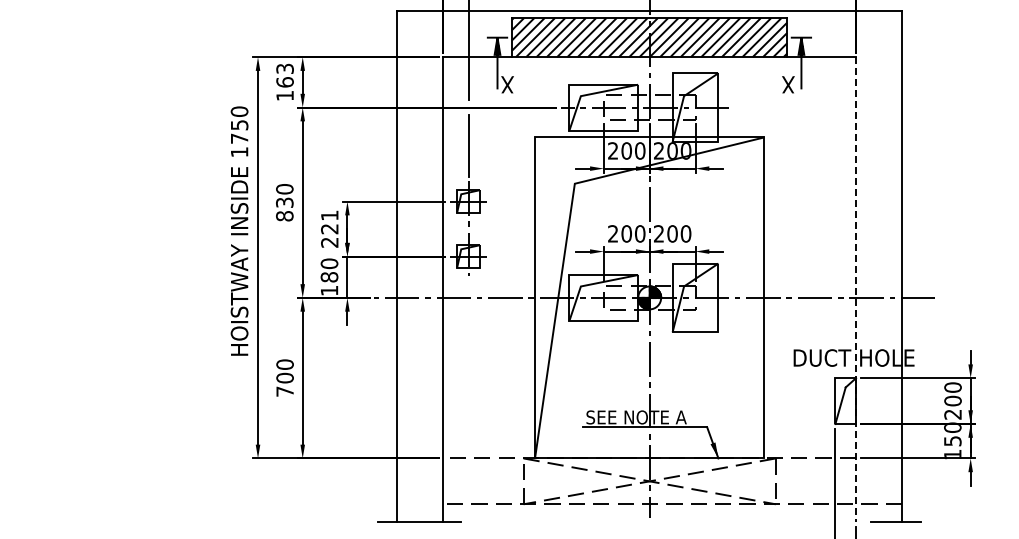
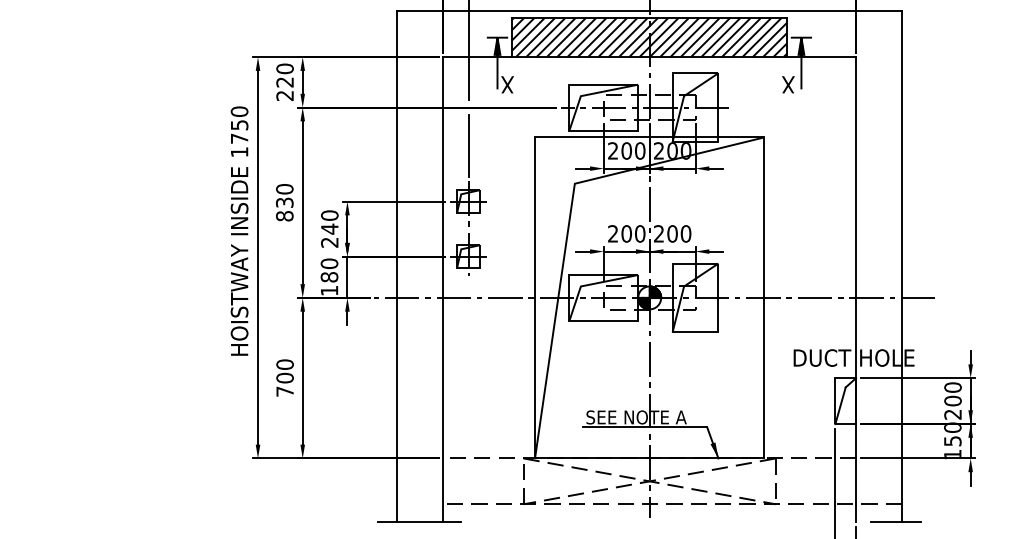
text: 163 -> 220 (284, 81)
text: 221 -> 240 (329, 222)
line: dashed -> solid (856, 290)
